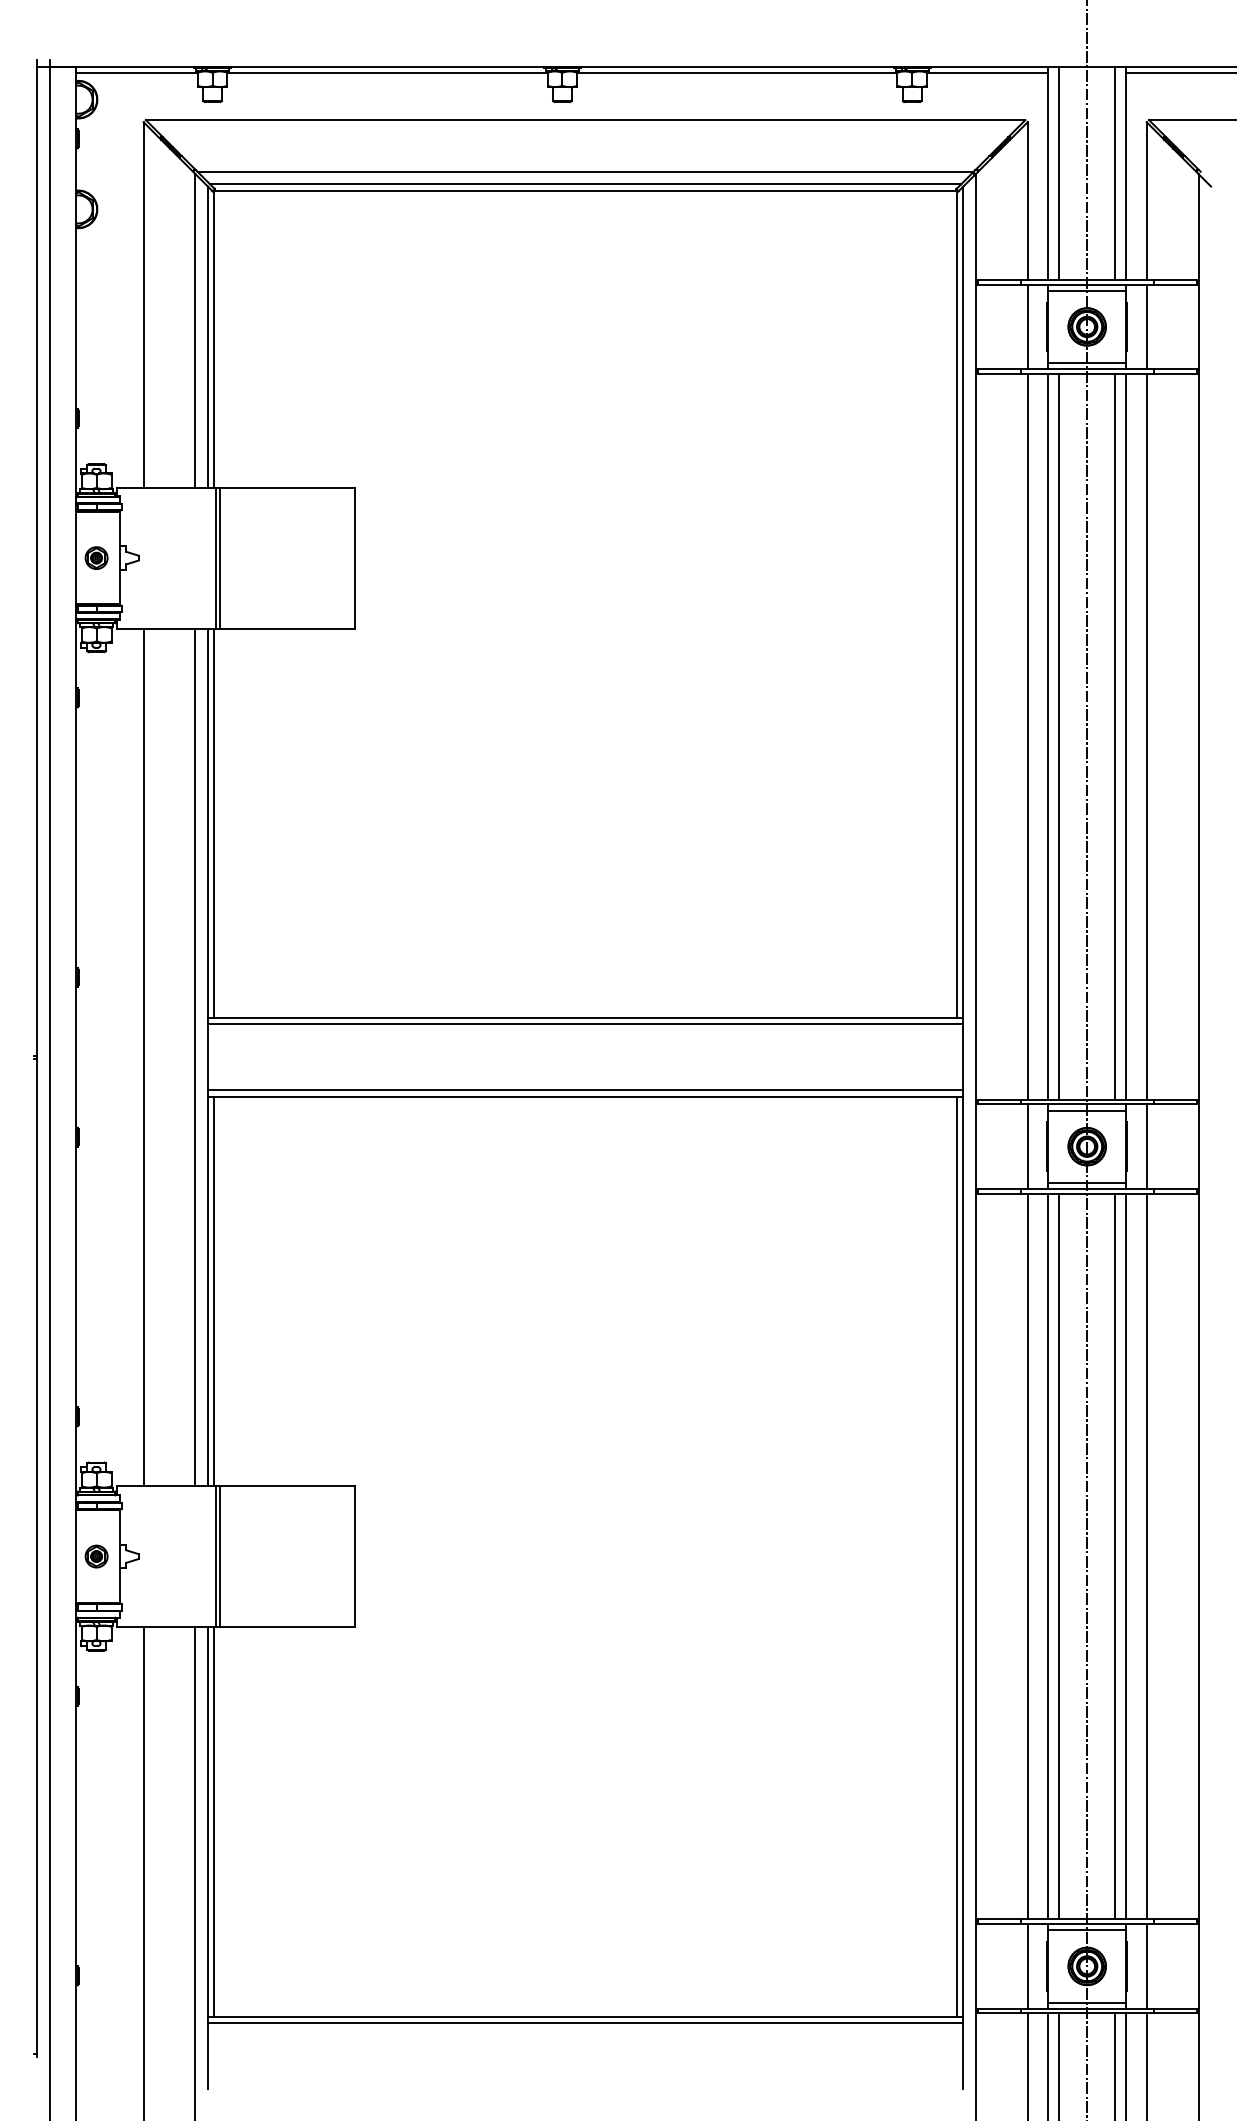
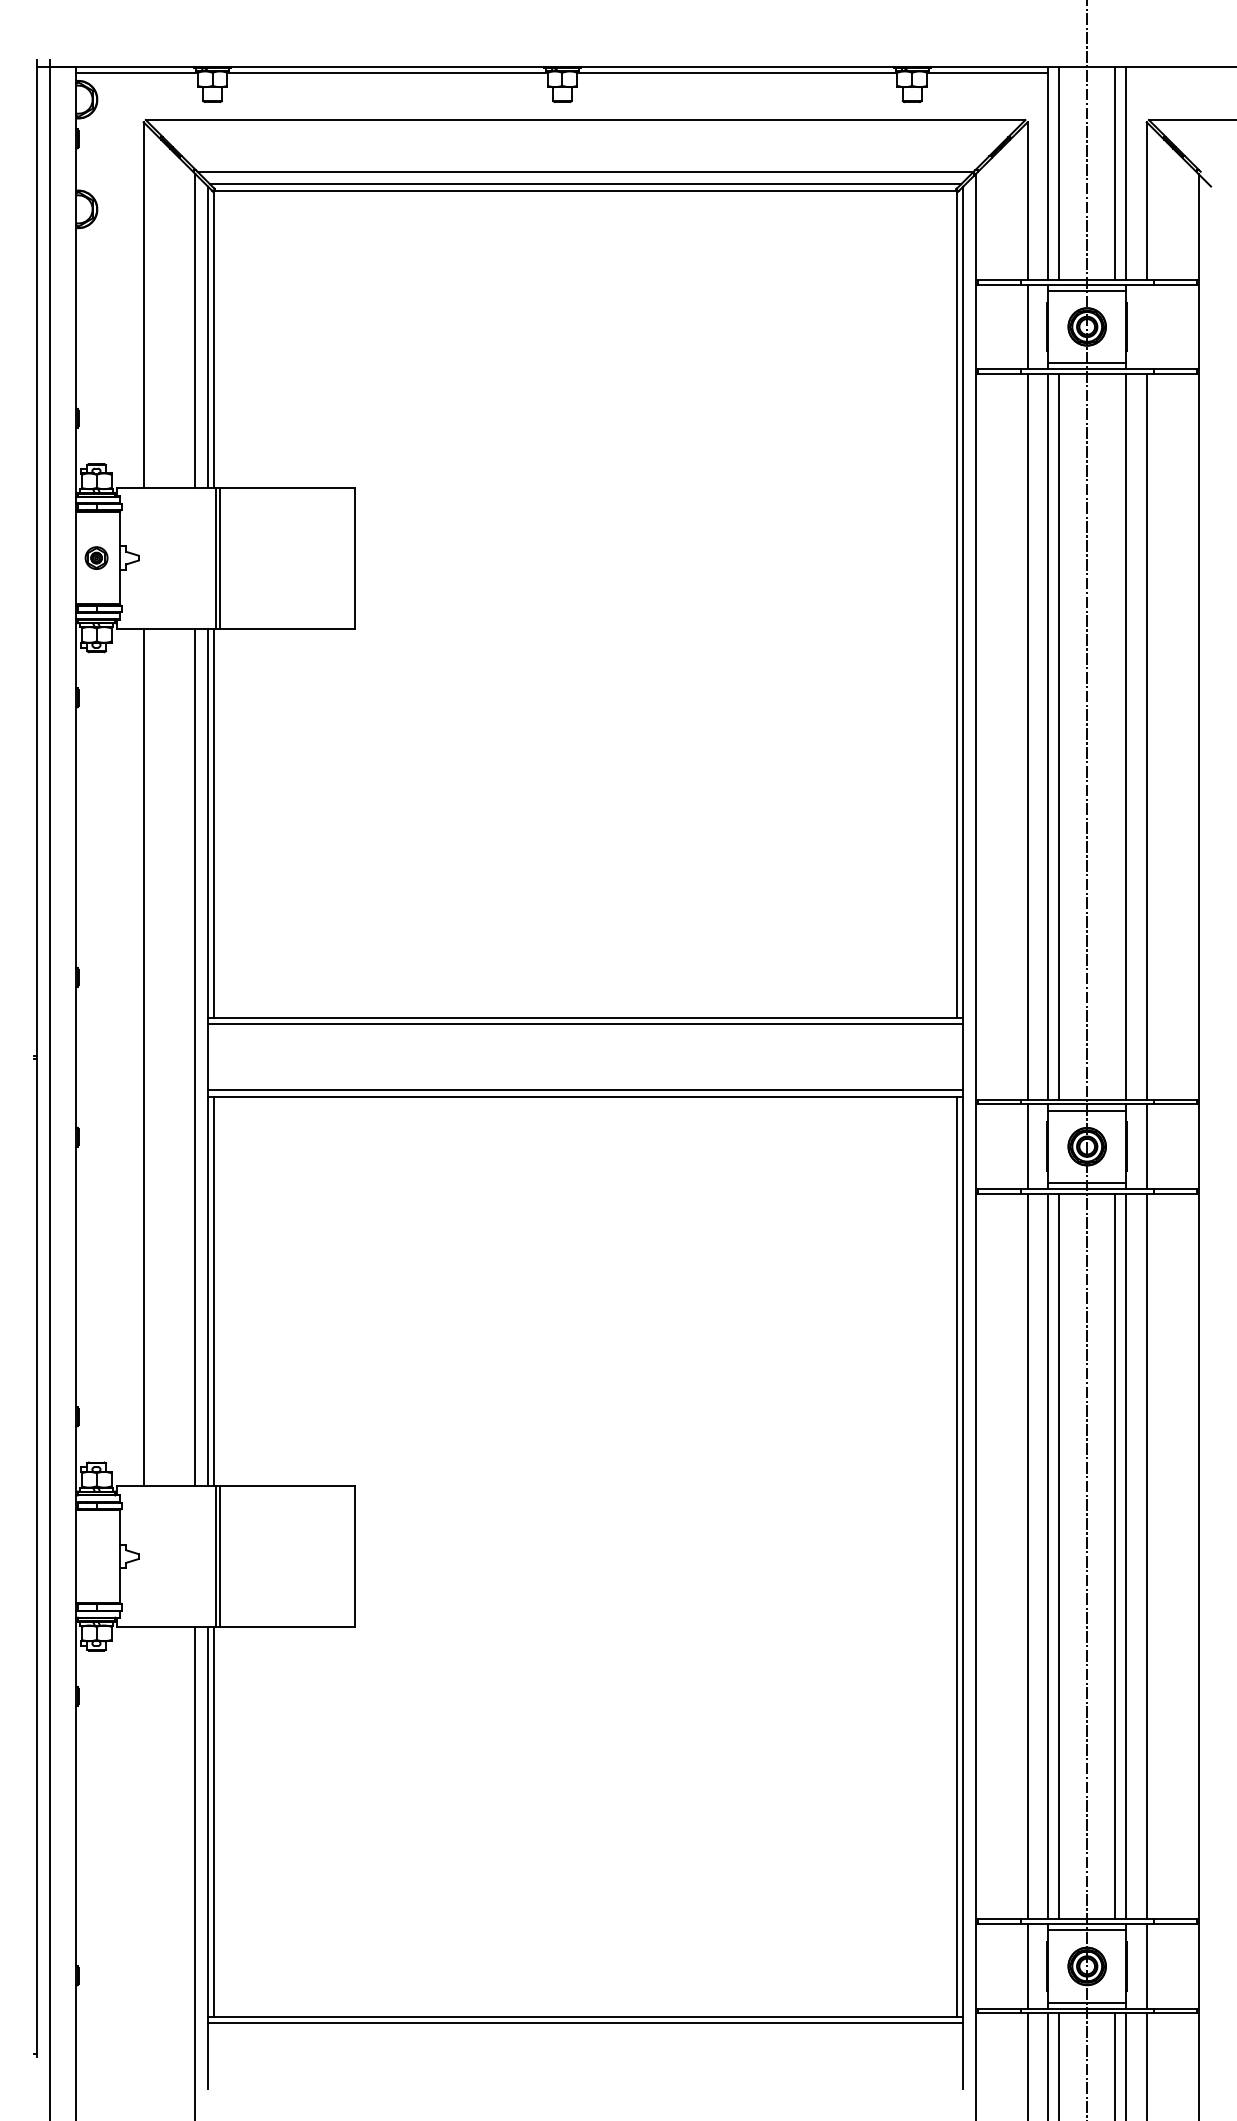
line: present -> none (1179, 73)
line: present -> none (1146, 326)
line: present -> none (1115, 736)
part: present -> none (96, 1556)
line: present -> none (143, 1872)
